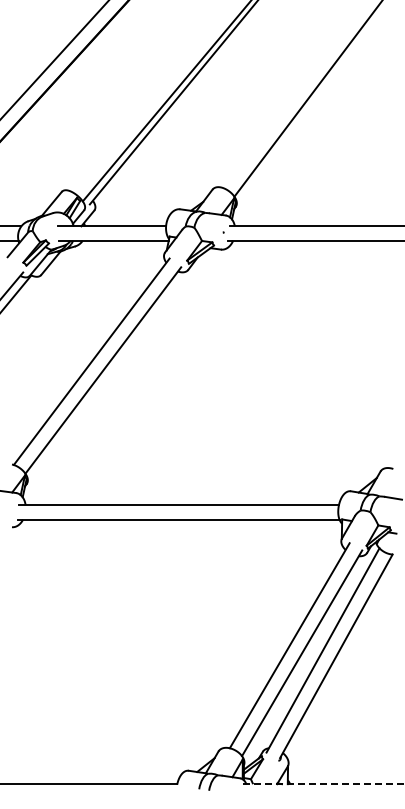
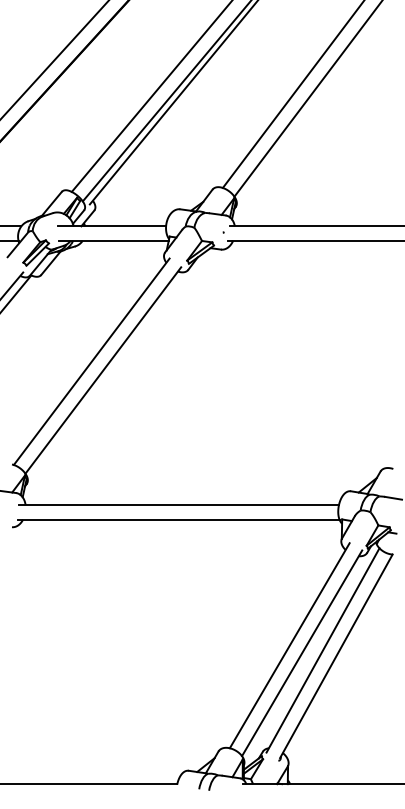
line: none -> present (292, 94)
line: none -> present (150, 96)
line: dashed -> solid (324, 784)
